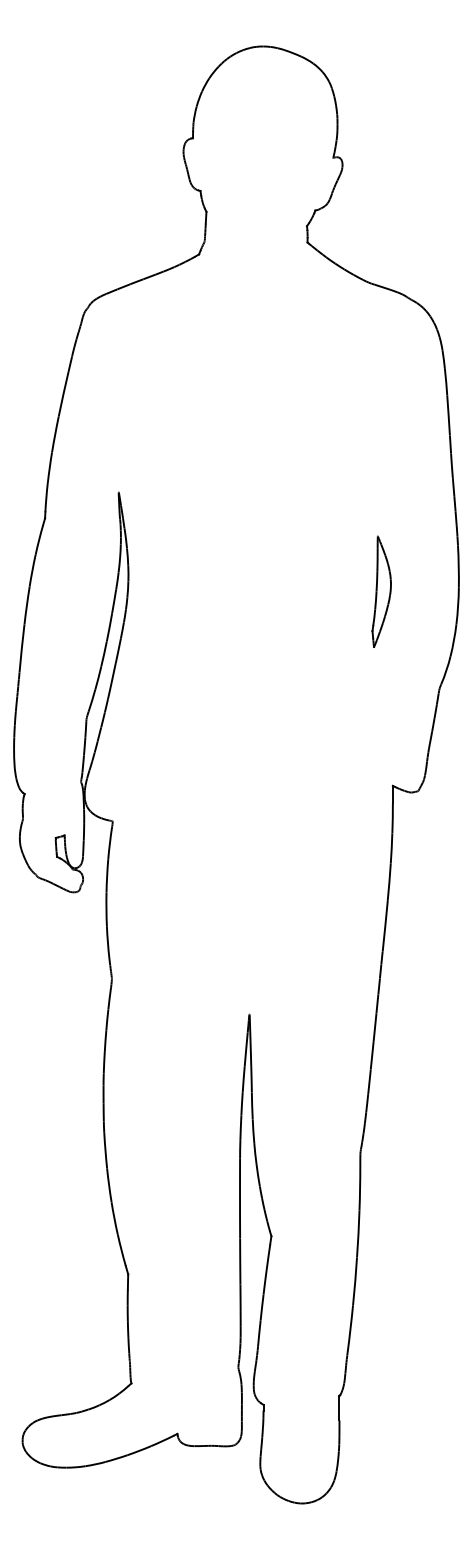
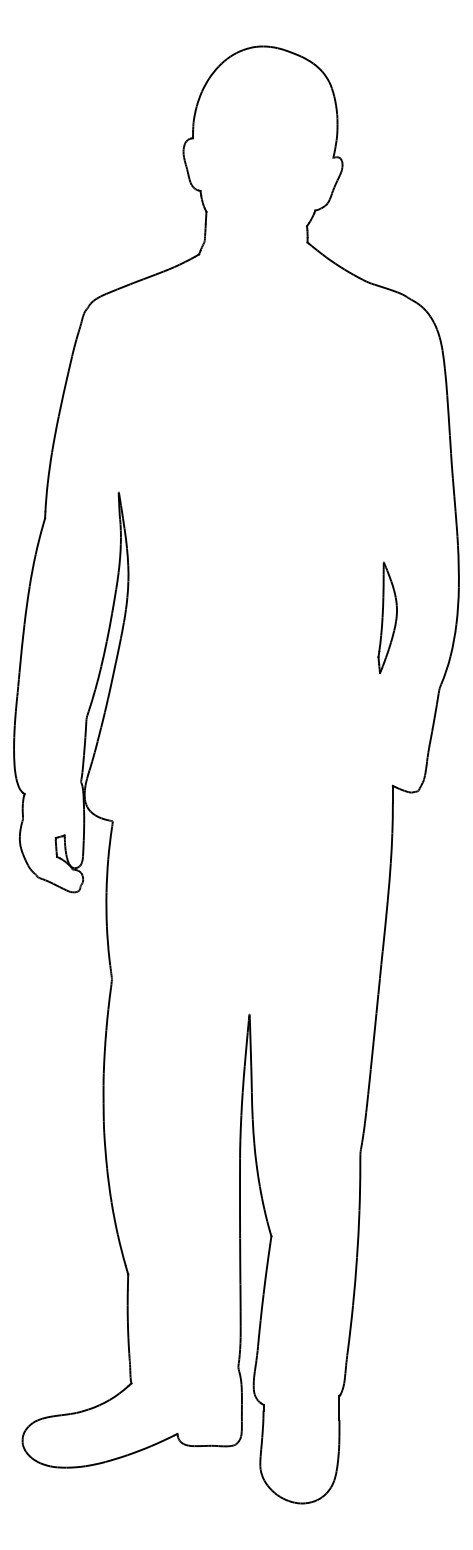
part position: (381, 591) -> (387, 617) (387, 617)
